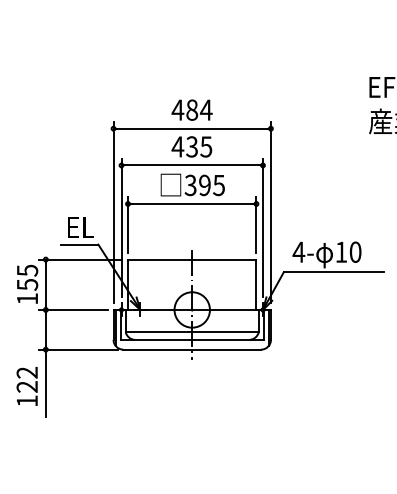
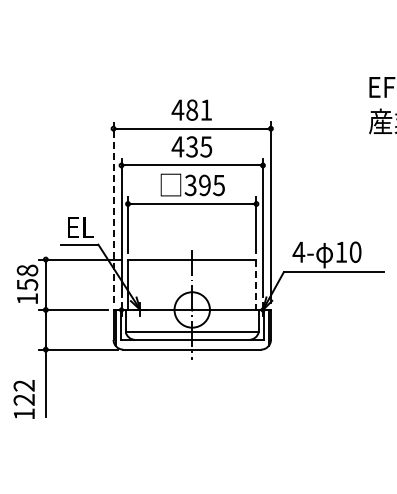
text: 484 -> 481 (205, 109)
line: solid -> dashed (113, 212)
text: 155 -> 158 (27, 270)
line: solid -> dashed (256, 285)
text position: (26, 386) -> (23, 399) (23, 399)
